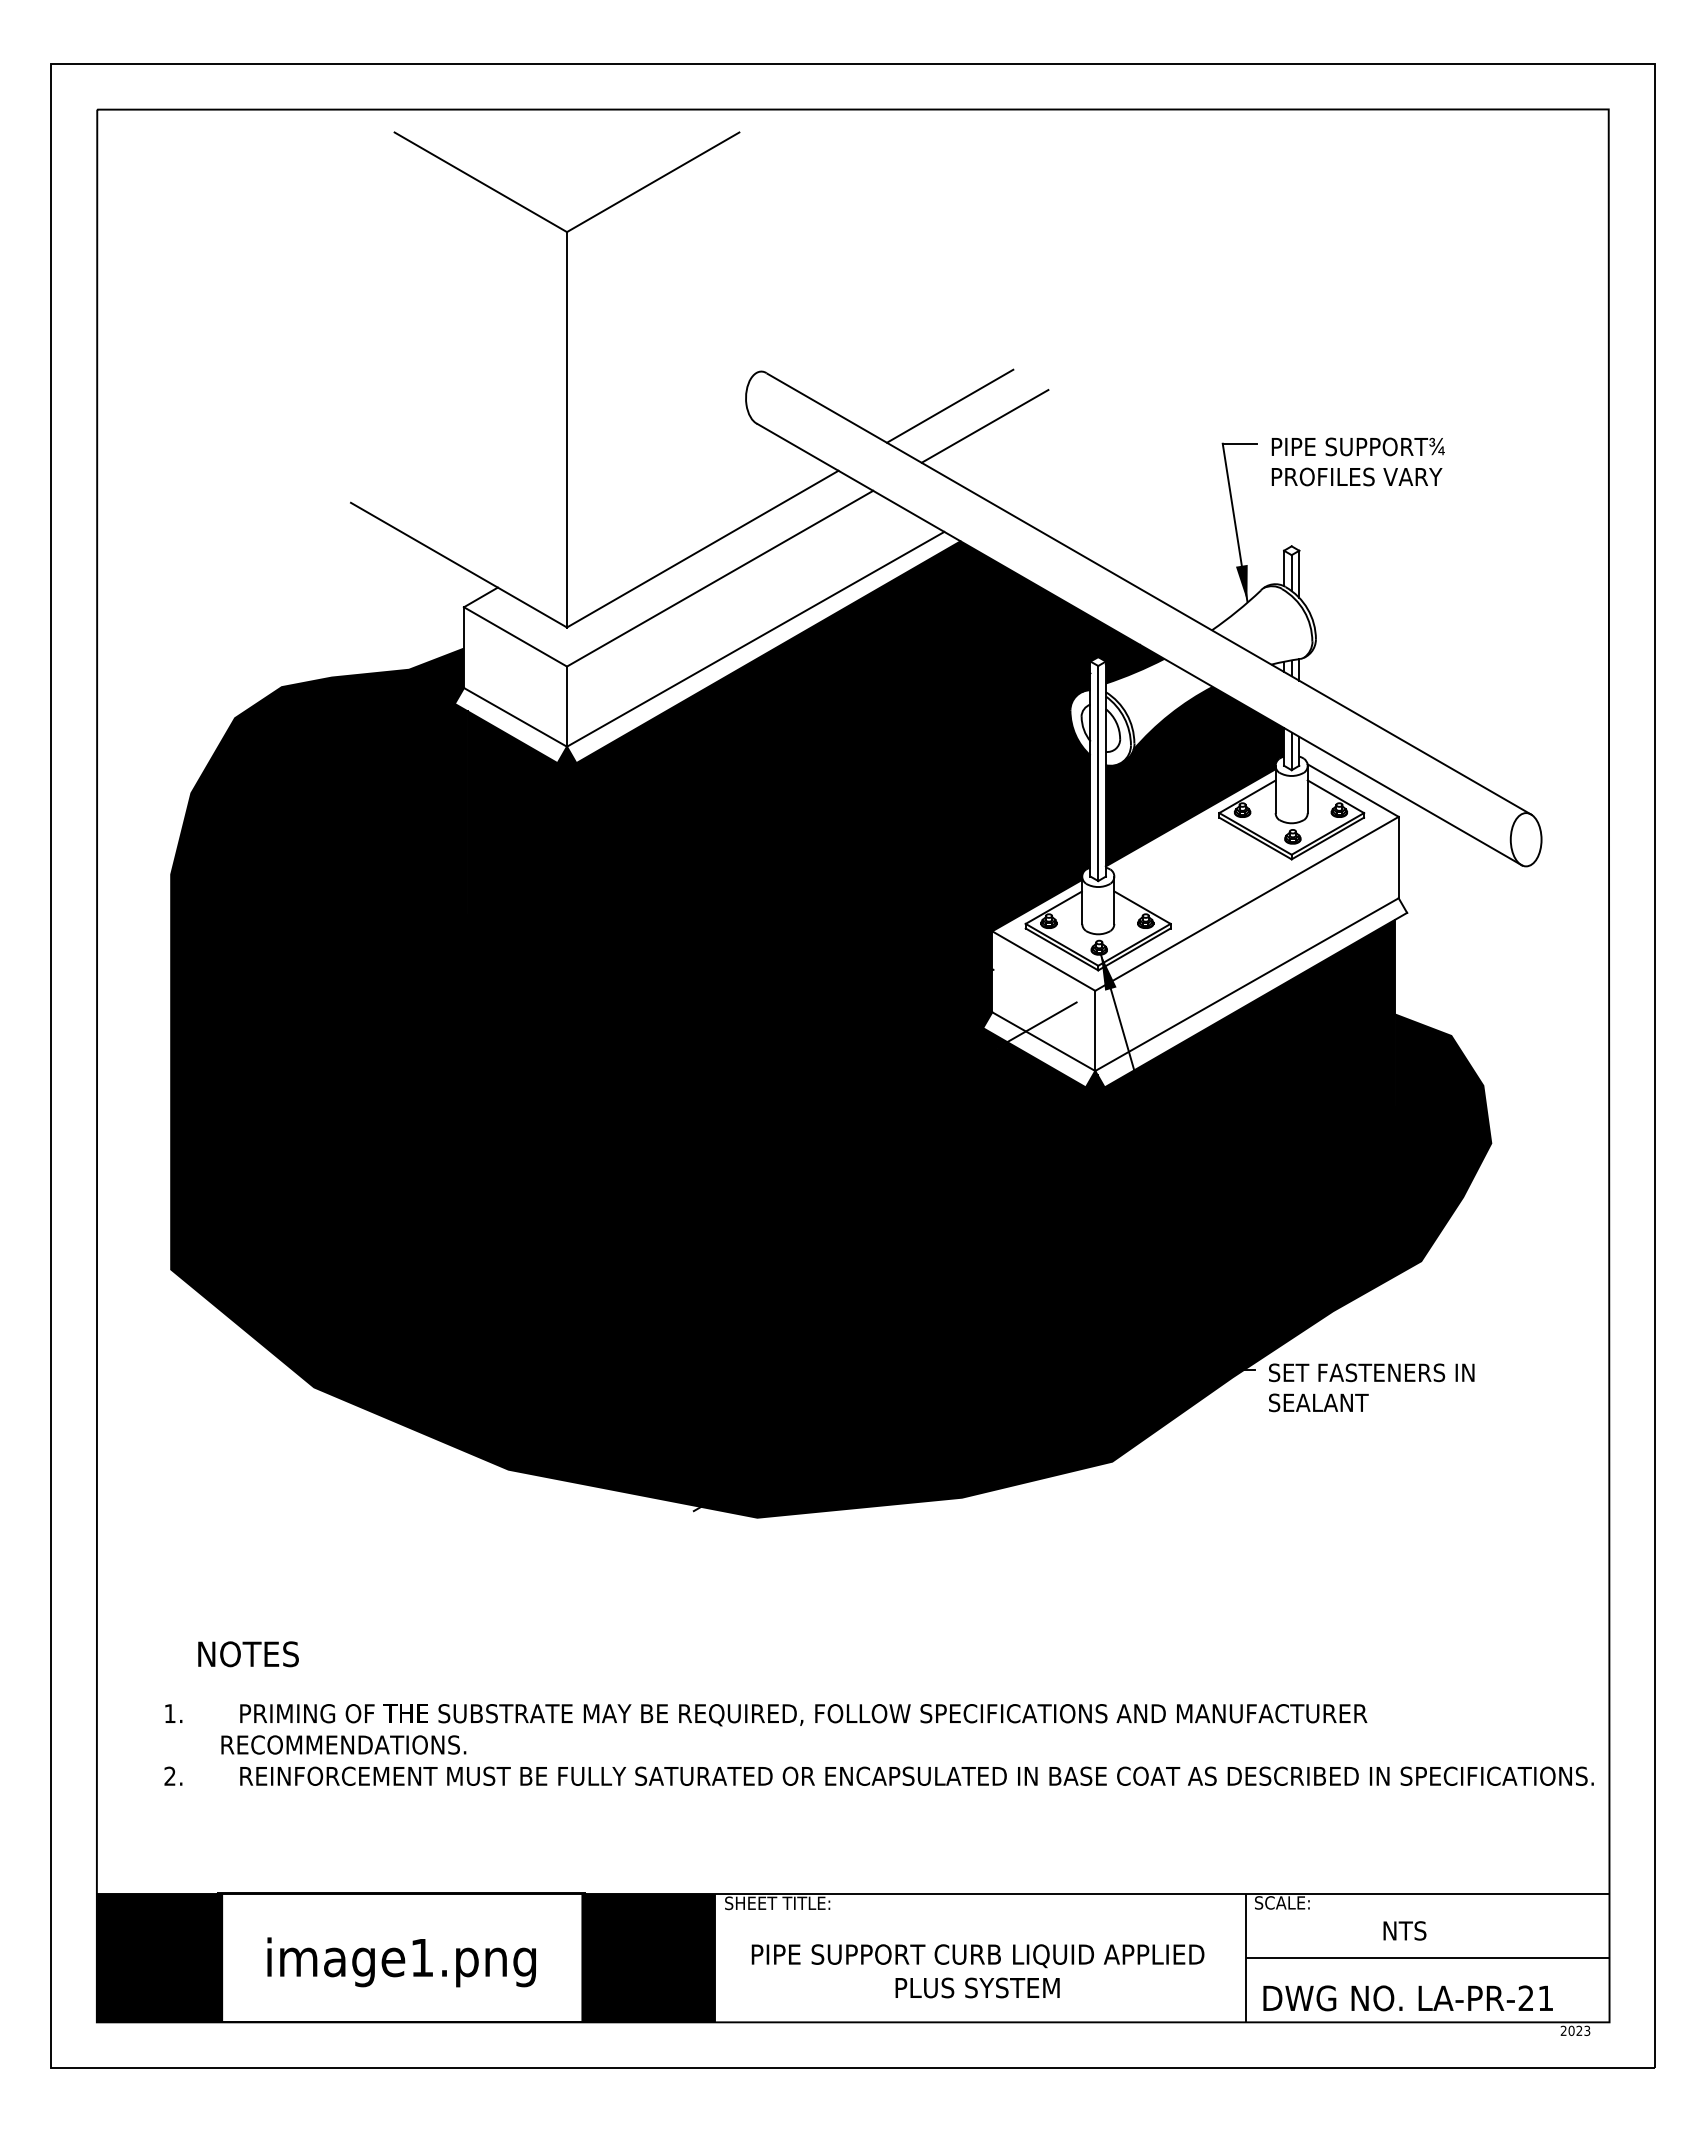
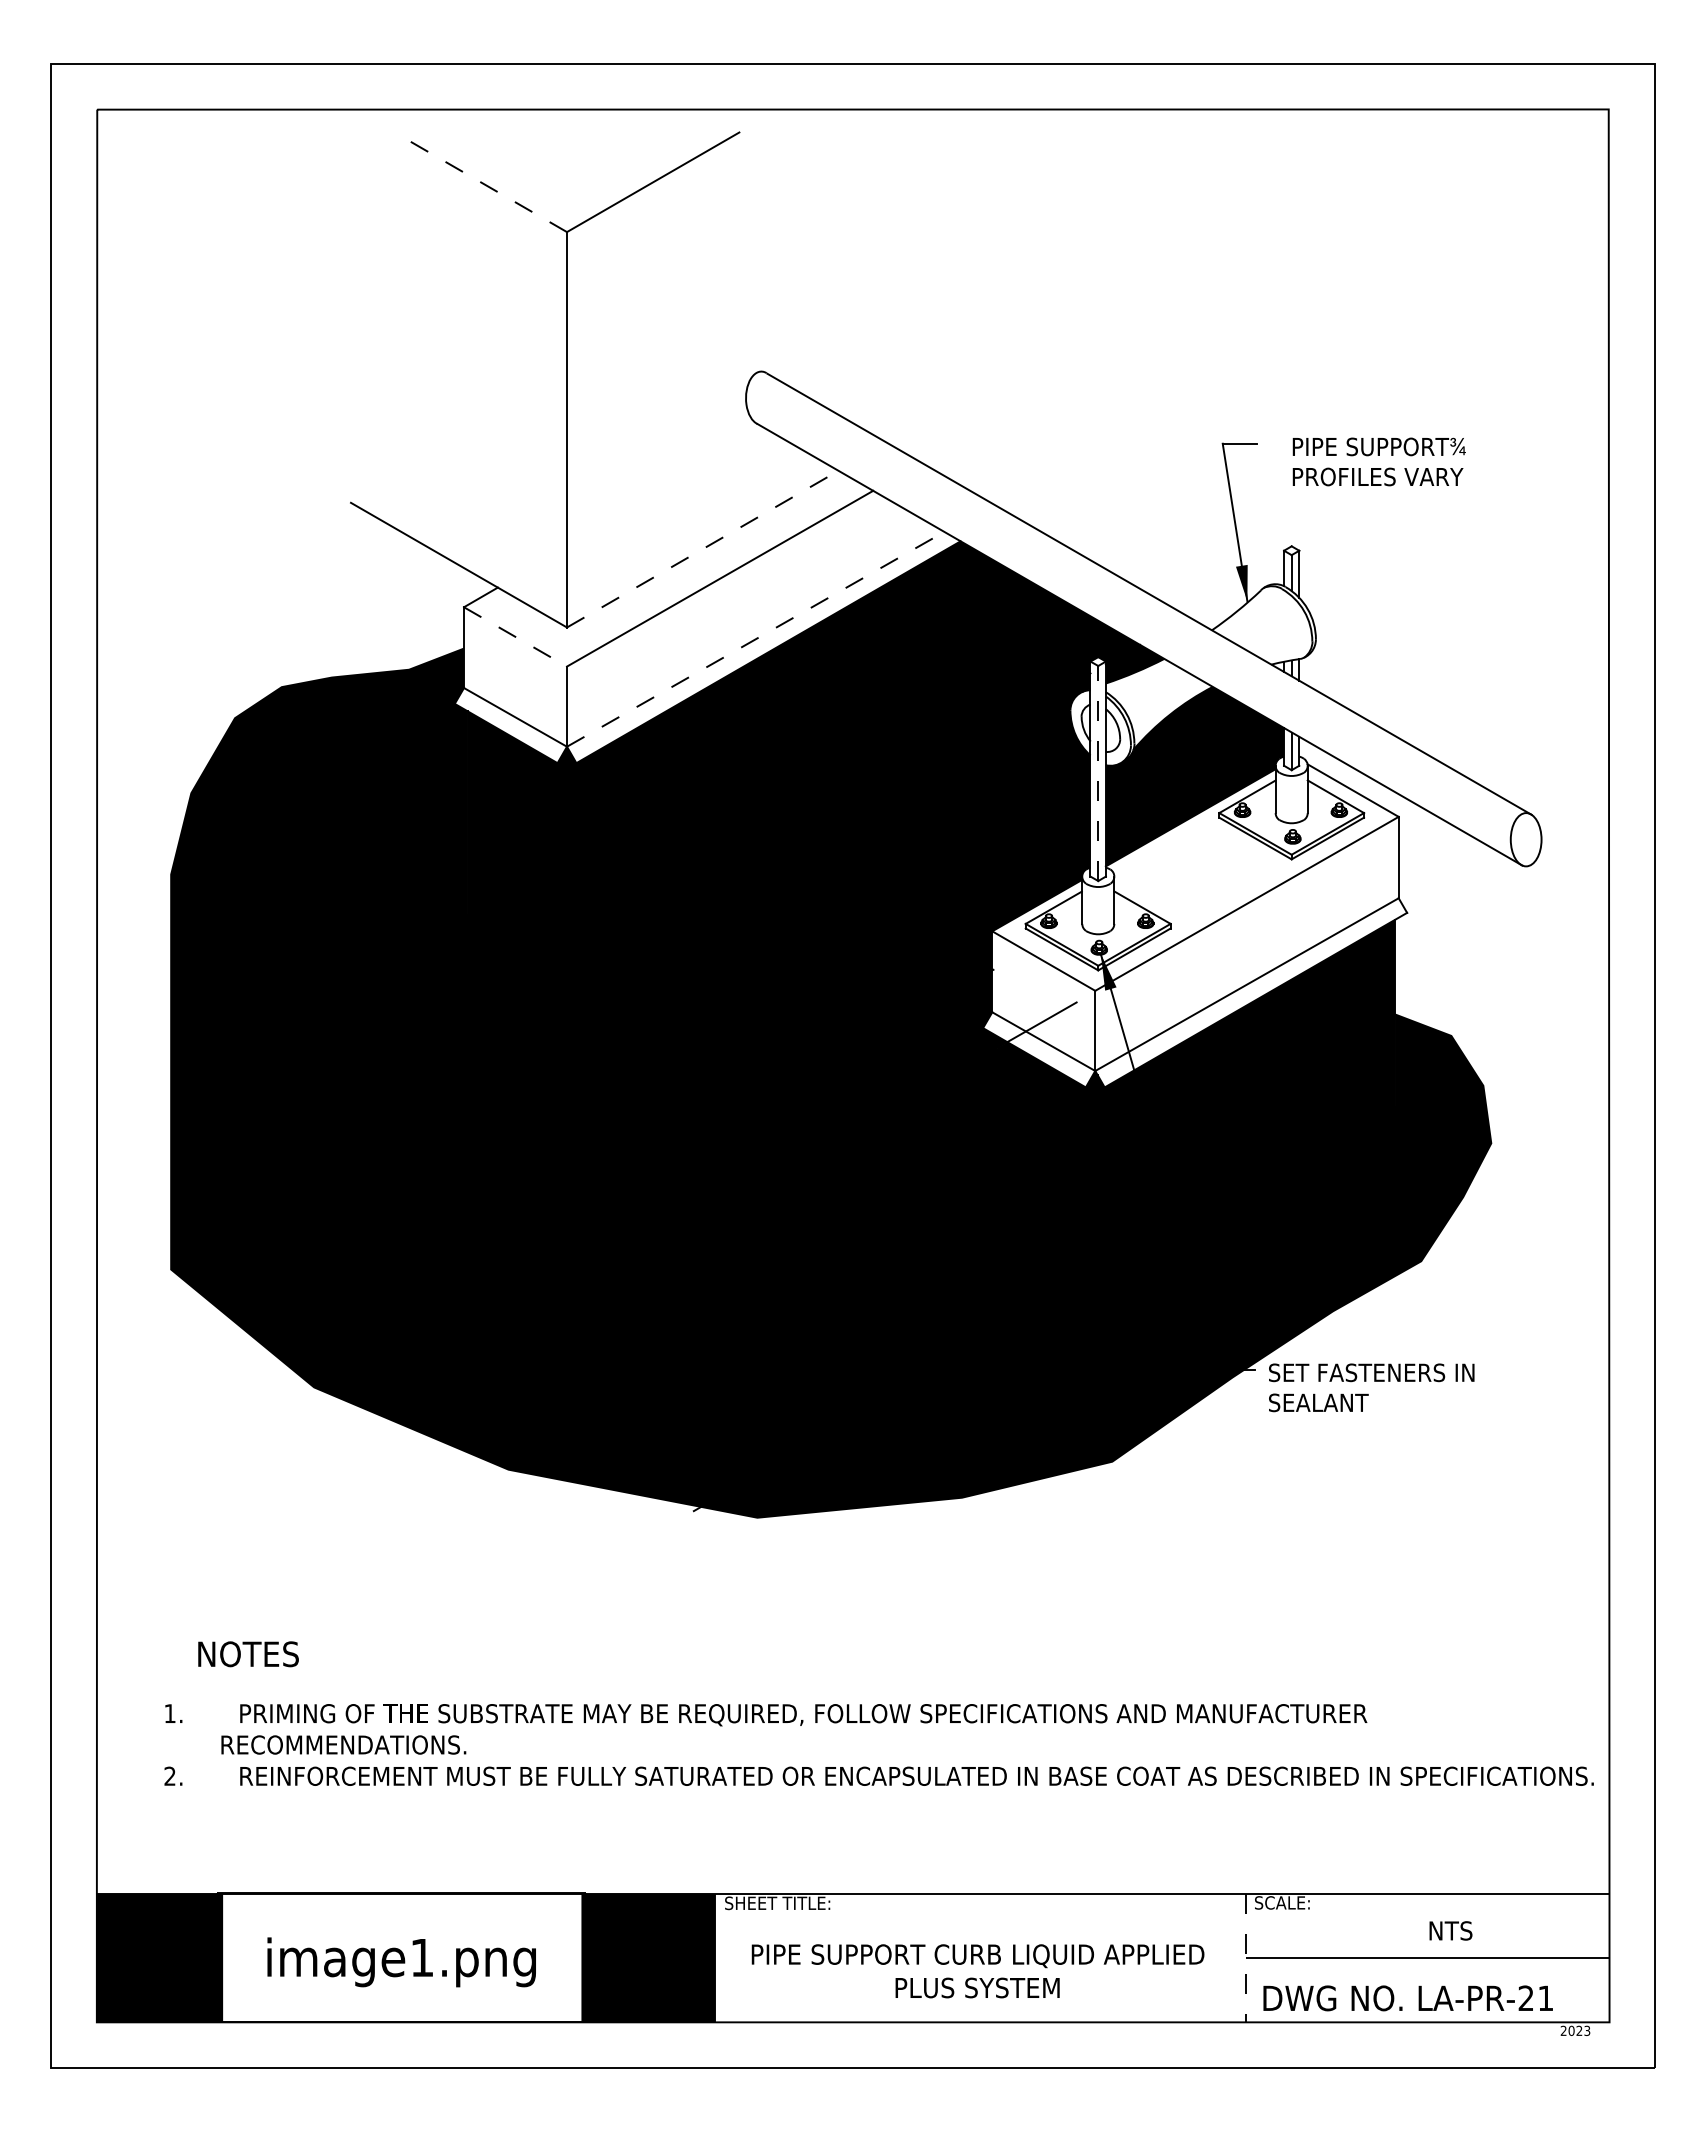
line: solid -> dashed (480, 182)
line: present -> none (950, 405)
line: present -> none (984, 426)
text position: (1357, 461) -> (1378, 461) (1378, 461)
line: solid -> dashed (702, 549)
line: solid -> dashed (515, 637)
line: solid -> dashed (756, 639)
line: solid -> dashed (1098, 773)
text position: (1404, 1930) -> (1450, 1930) (1450, 1930)
line: solid -> dashed (1246, 1958)
